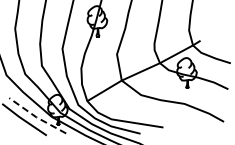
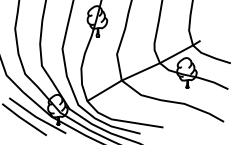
line: dashed -> solid (36, 117)
